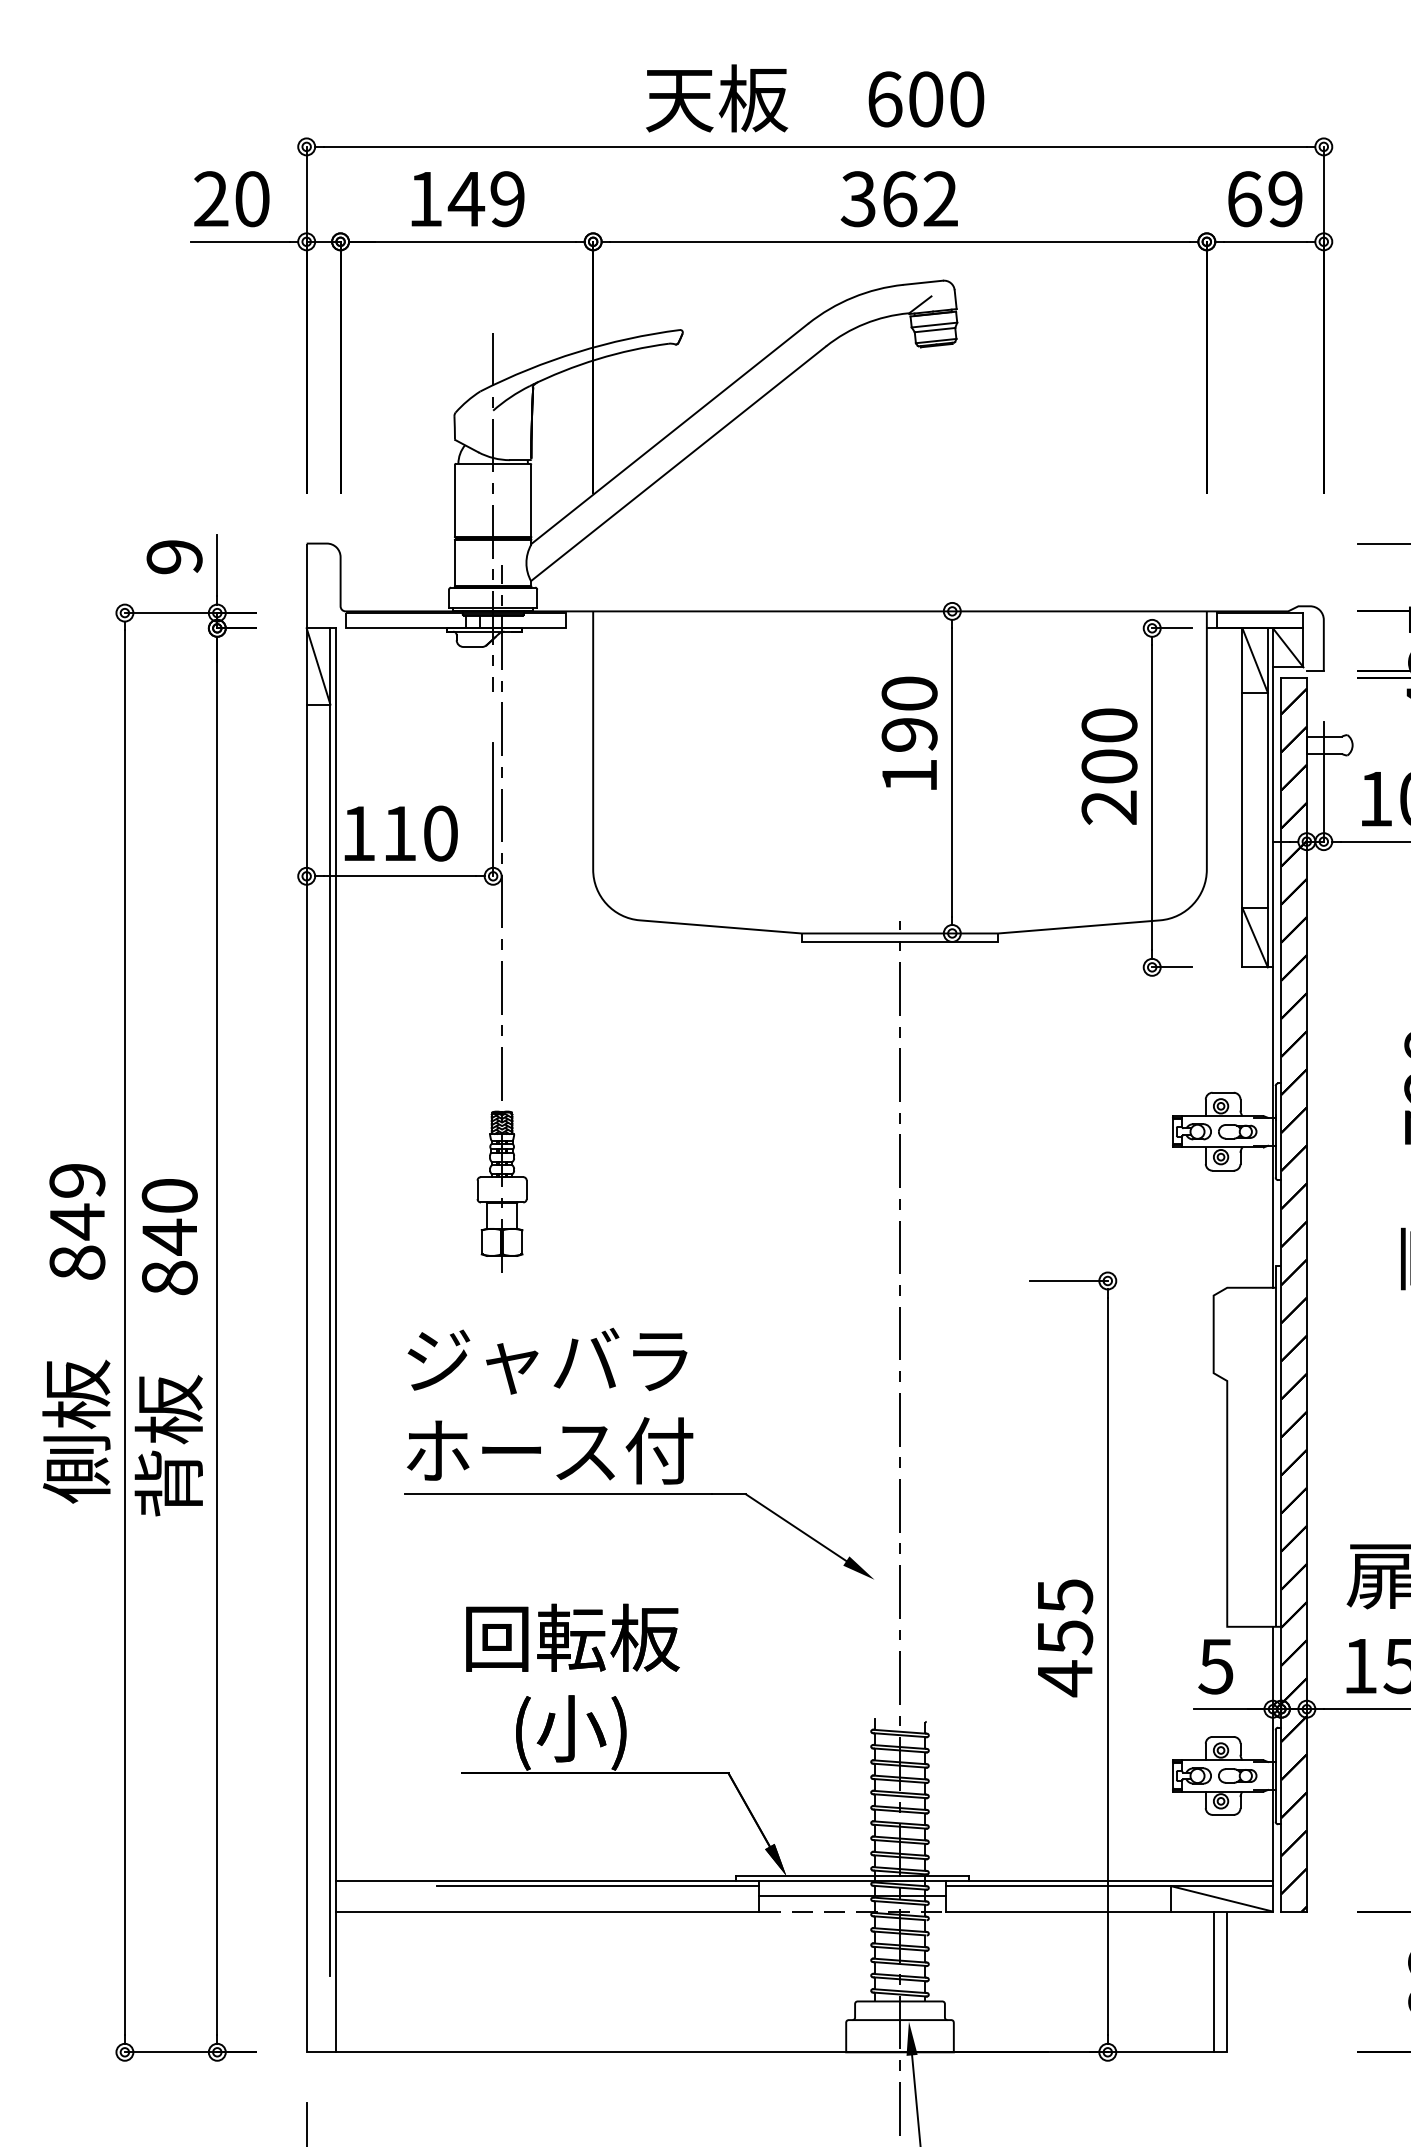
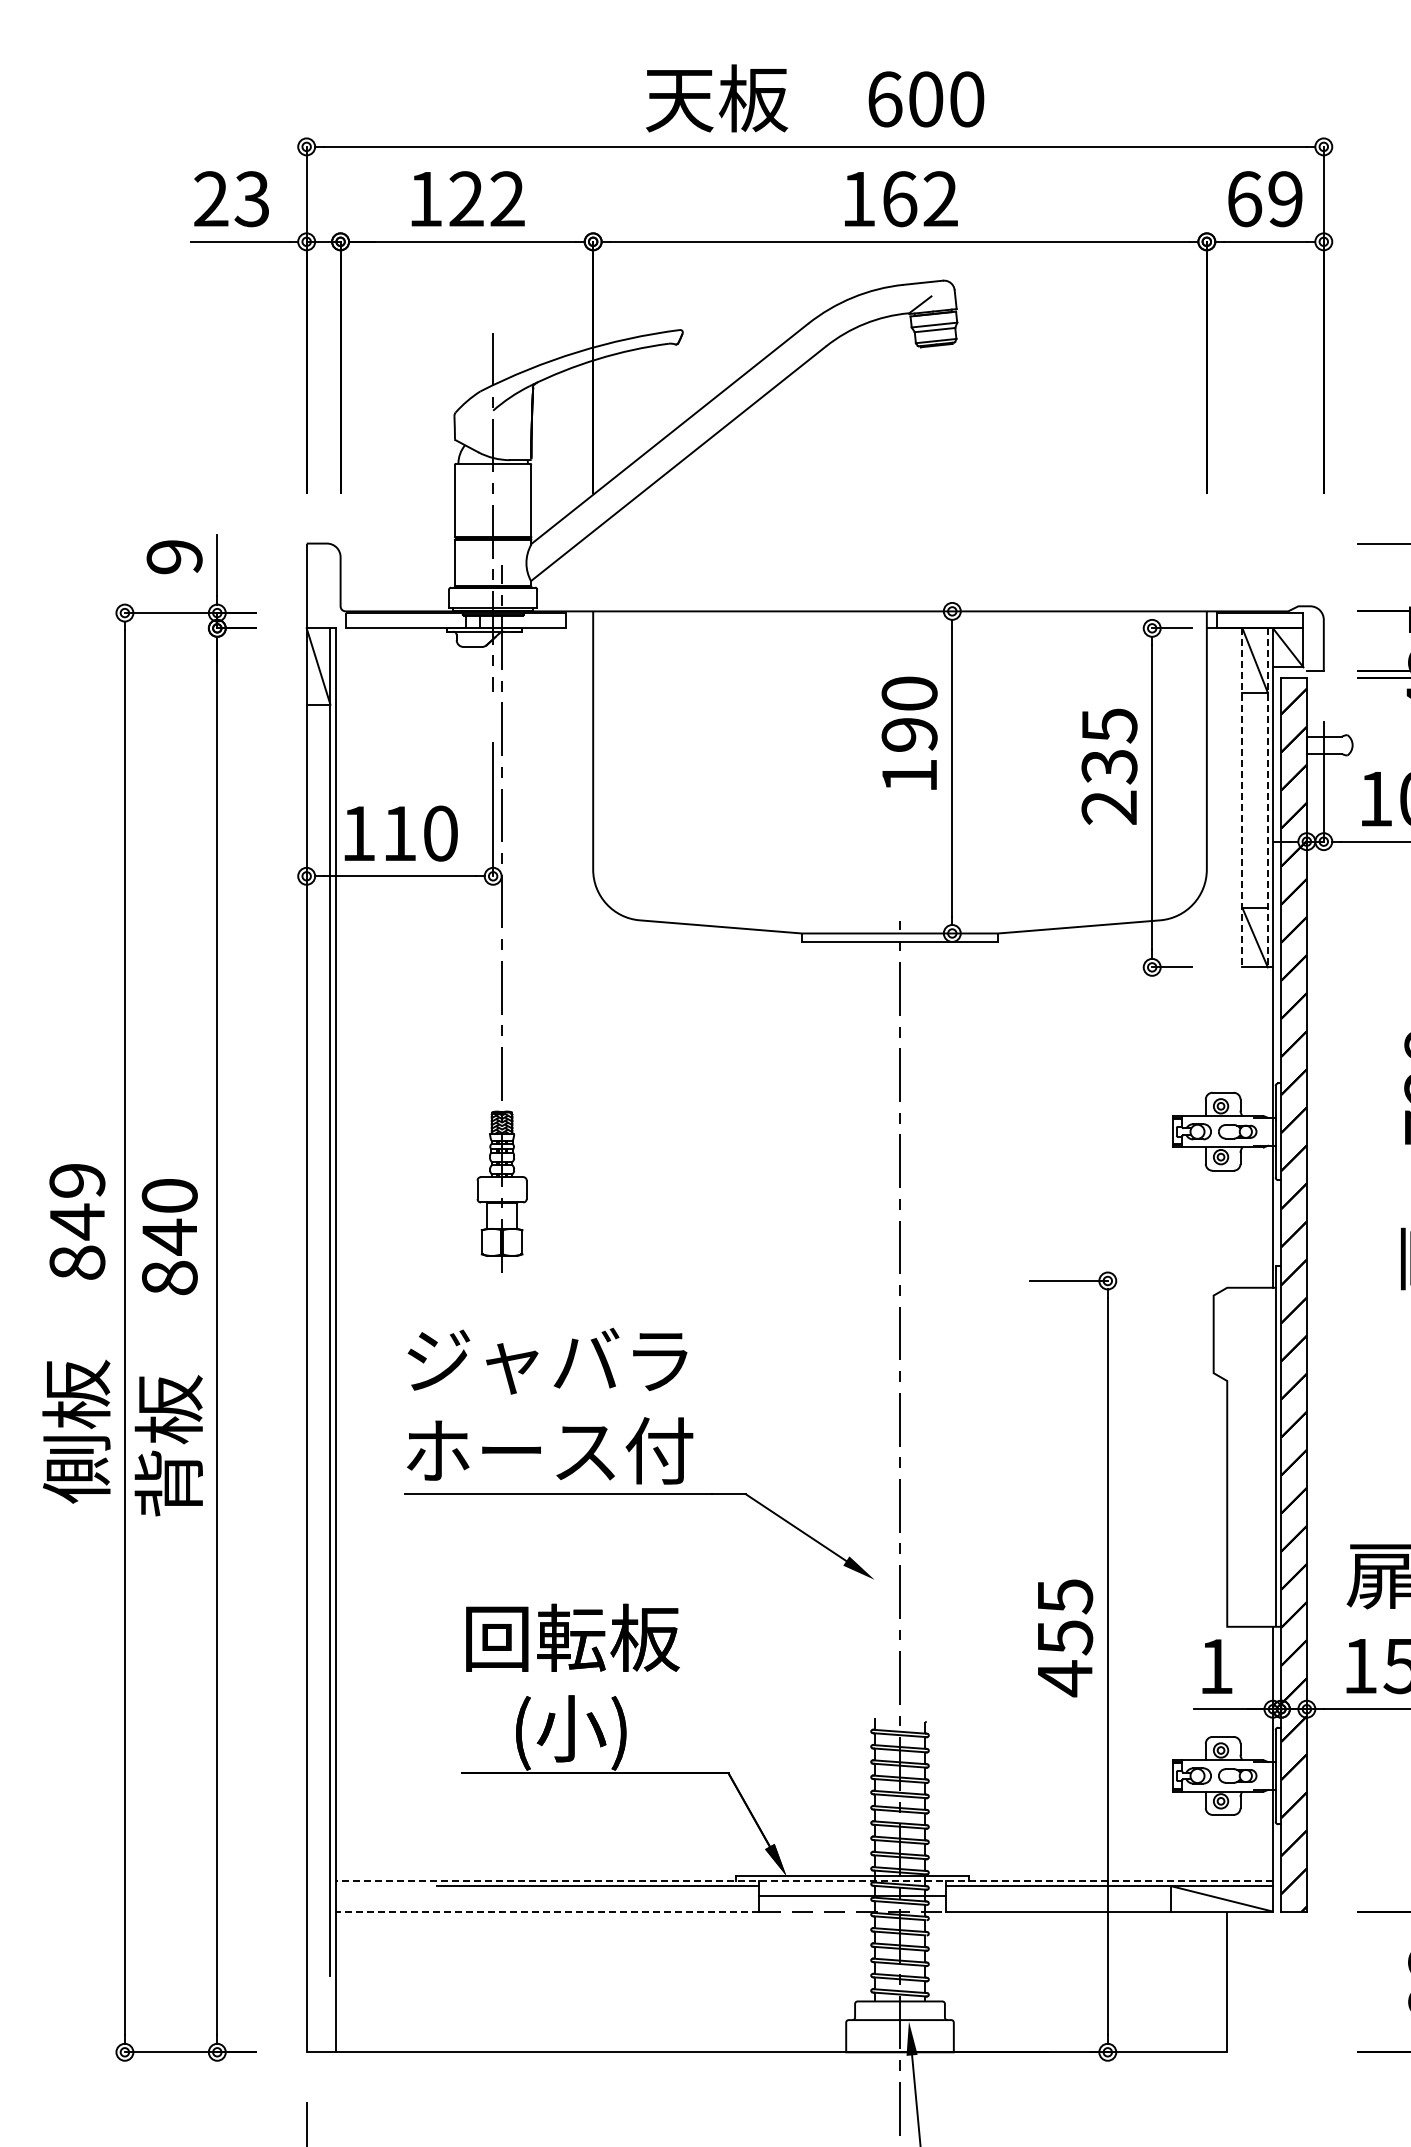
text: 20 -> 23 (251, 199)
text: 149 -> 122 (485, 199)
text: 362 -> 162 (857, 199)
text: 200 -> 235 (1109, 746)
line: solid -> dashed (1242, 797)
line: solid -> dashed (1267, 797)
text: 5 -> 1 (1215, 1666)
line: solid -> dashed (804, 1881)
line: solid -> dashed (547, 1911)
line: present -> none (1213, 1981)
